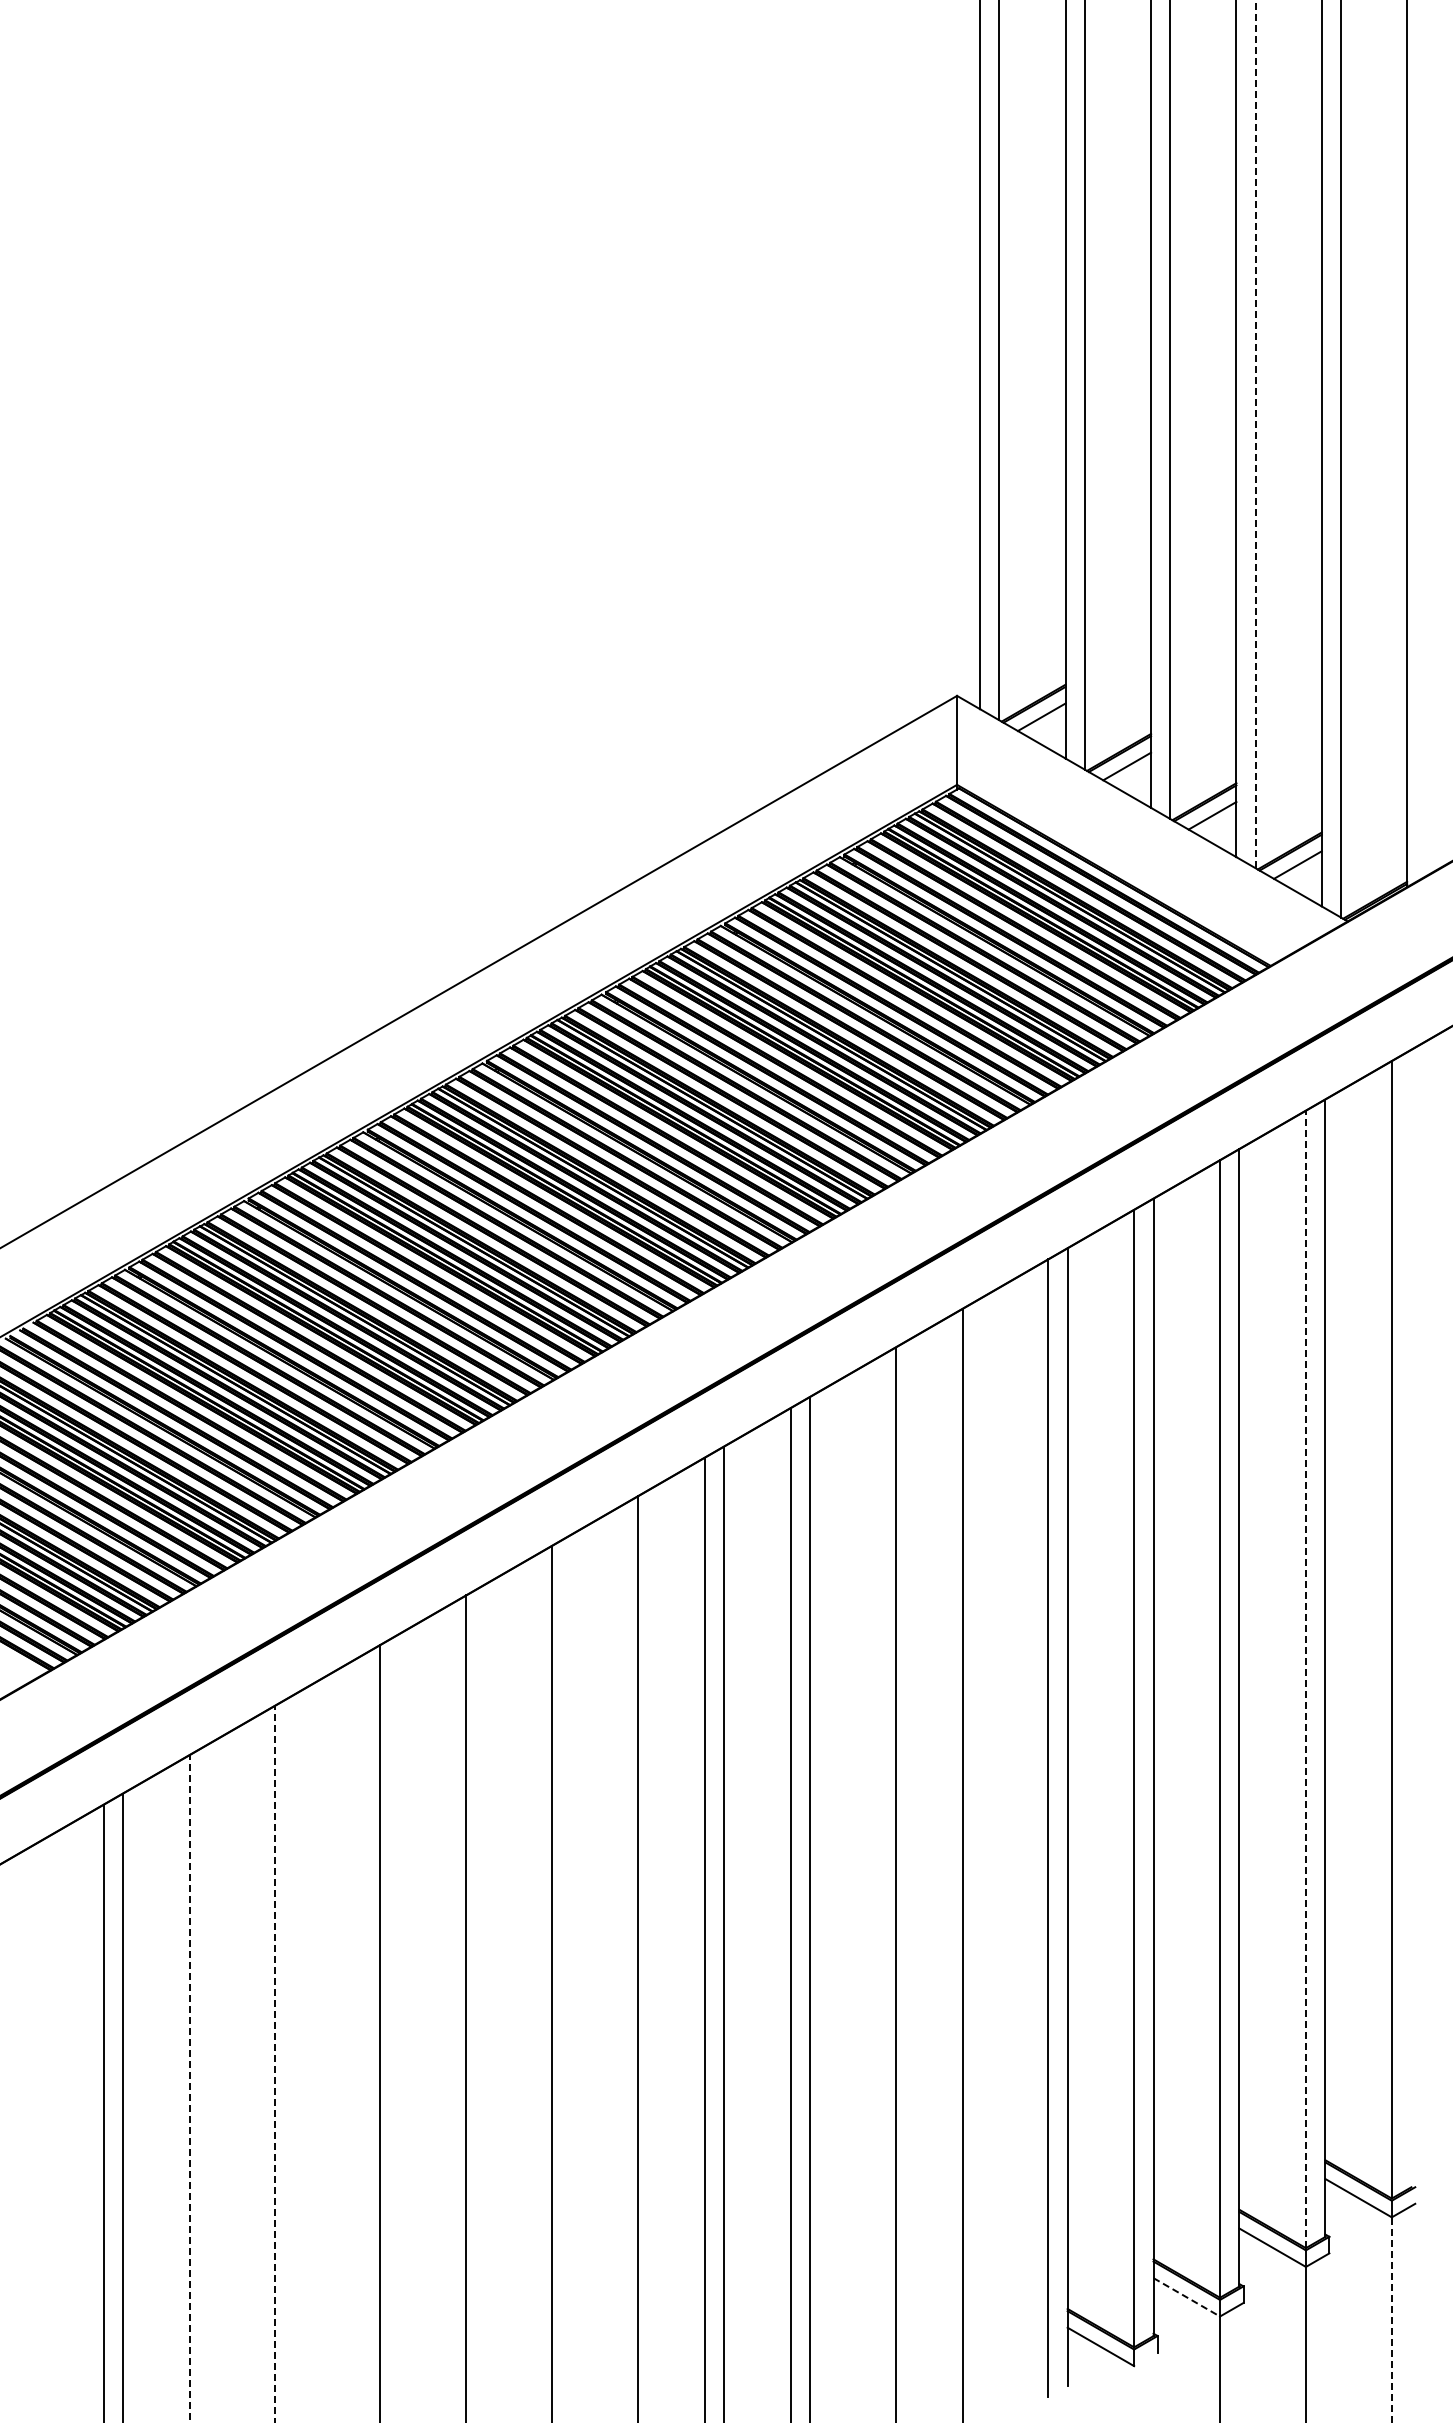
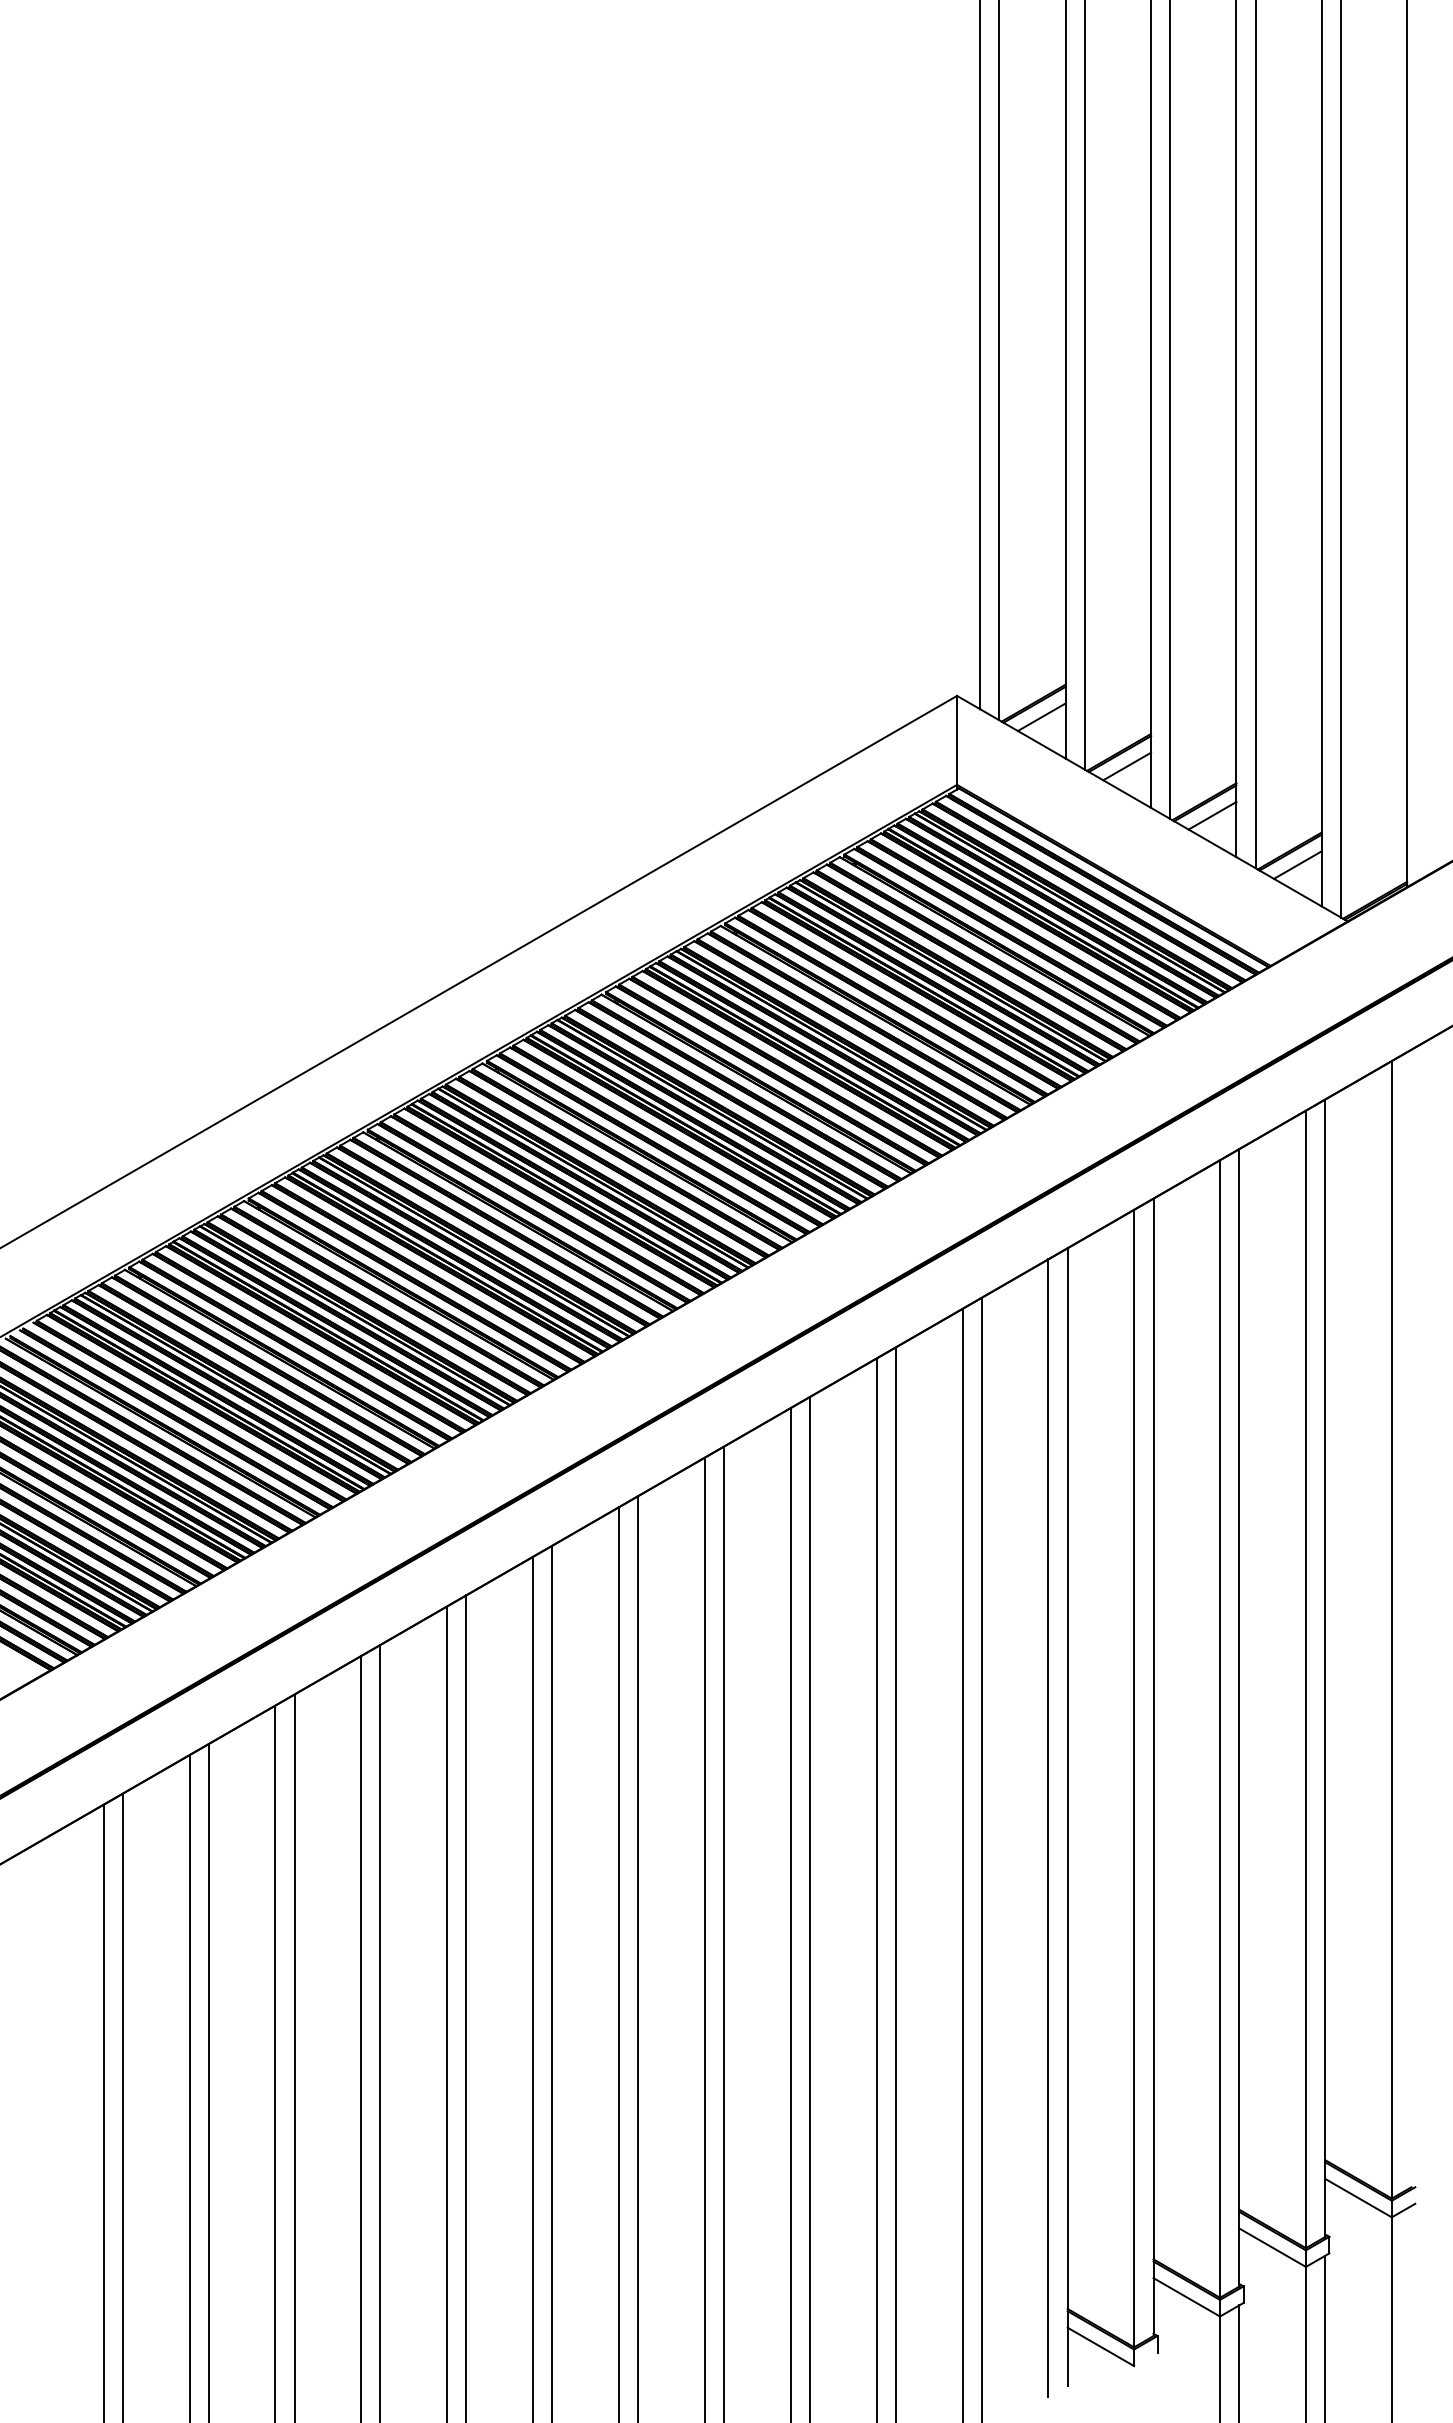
line: dashed -> solid (1255, 434)
line: dashed -> solid (1306, 1679)
line: none -> present (981, 1858)
line: none -> present (876, 1888)
line: none -> present (619, 1963)
line: none -> present (533, 1987)
line: none -> present (447, 2012)
line: none -> present (361, 2037)
line: none -> present (294, 2056)
line: dashed -> solid (275, 2063)
line: none -> present (208, 2081)
line: dashed -> solid (189, 2089)
line: dashed -> solid (1187, 2297)
line: dashed -> solid (1392, 2320)
line: none -> present (1325, 2337)
line: none -> present (1239, 2362)
